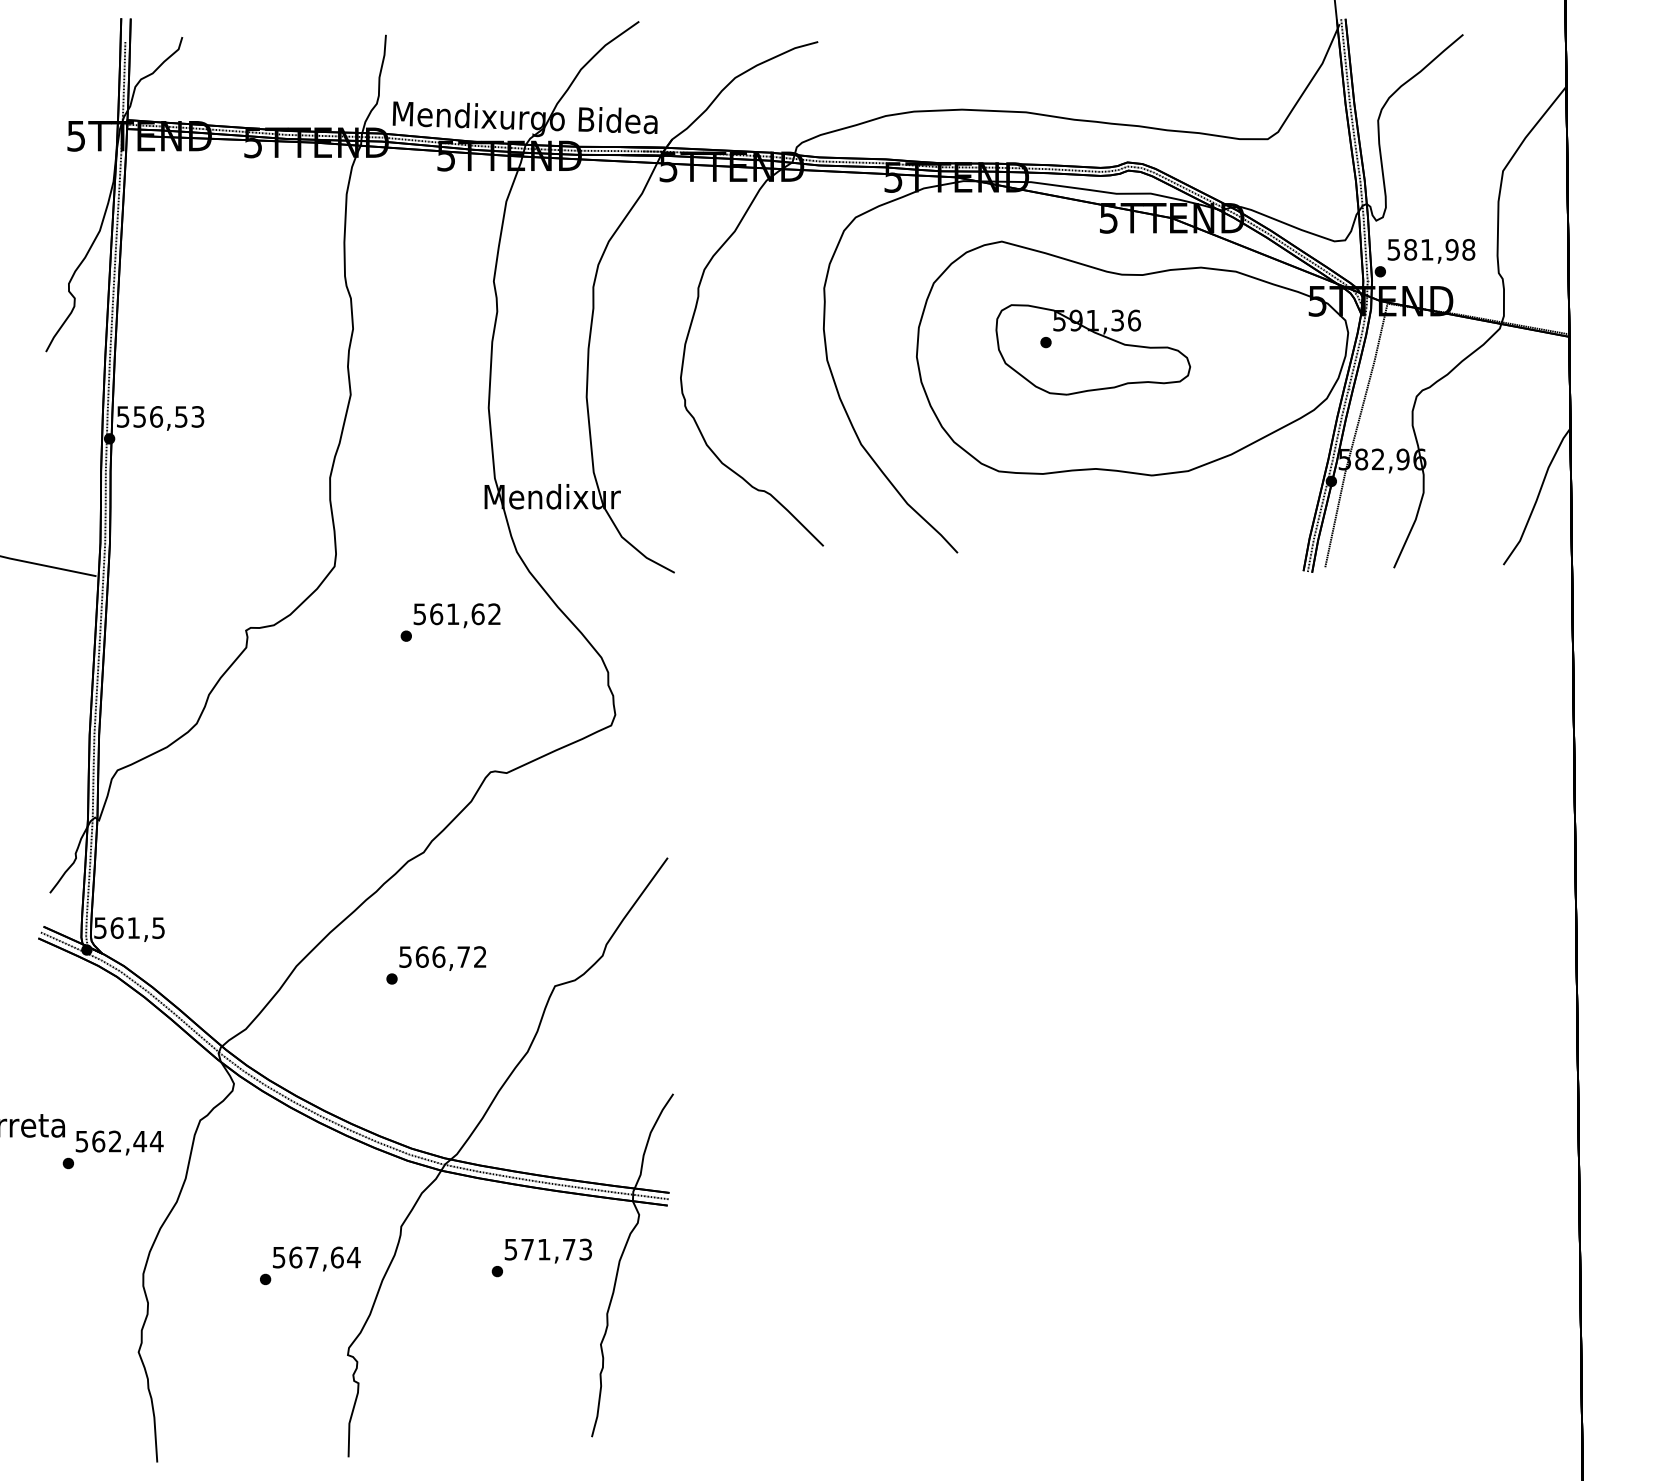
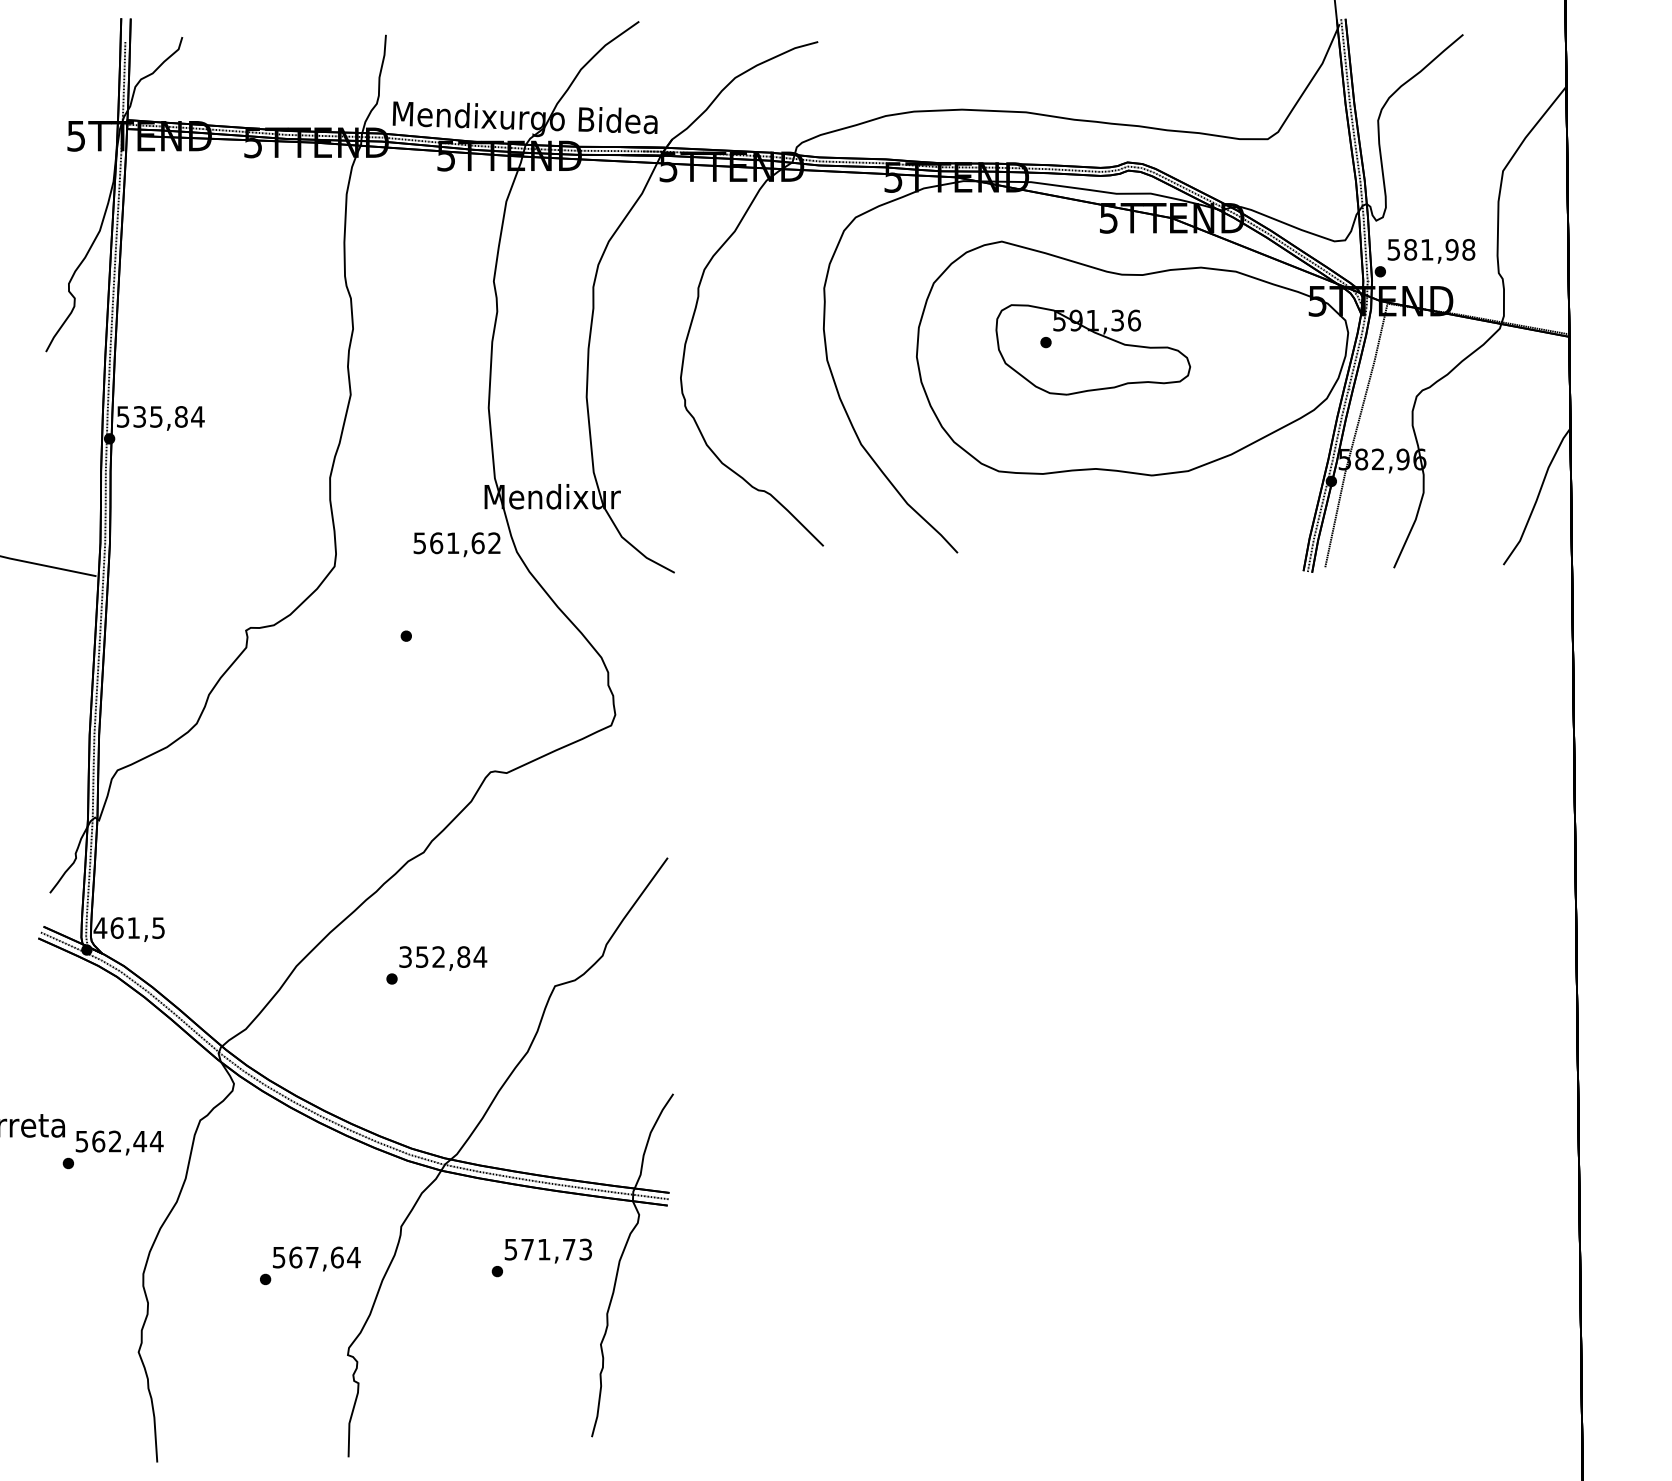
text: 556,53 -> 535,84 (169, 416)
text position: (456, 615) -> (456, 544) (456, 544)
text: 561,5 -> 461,5 (100, 927)
text: 566,72 -> 352,84 (443, 956)
